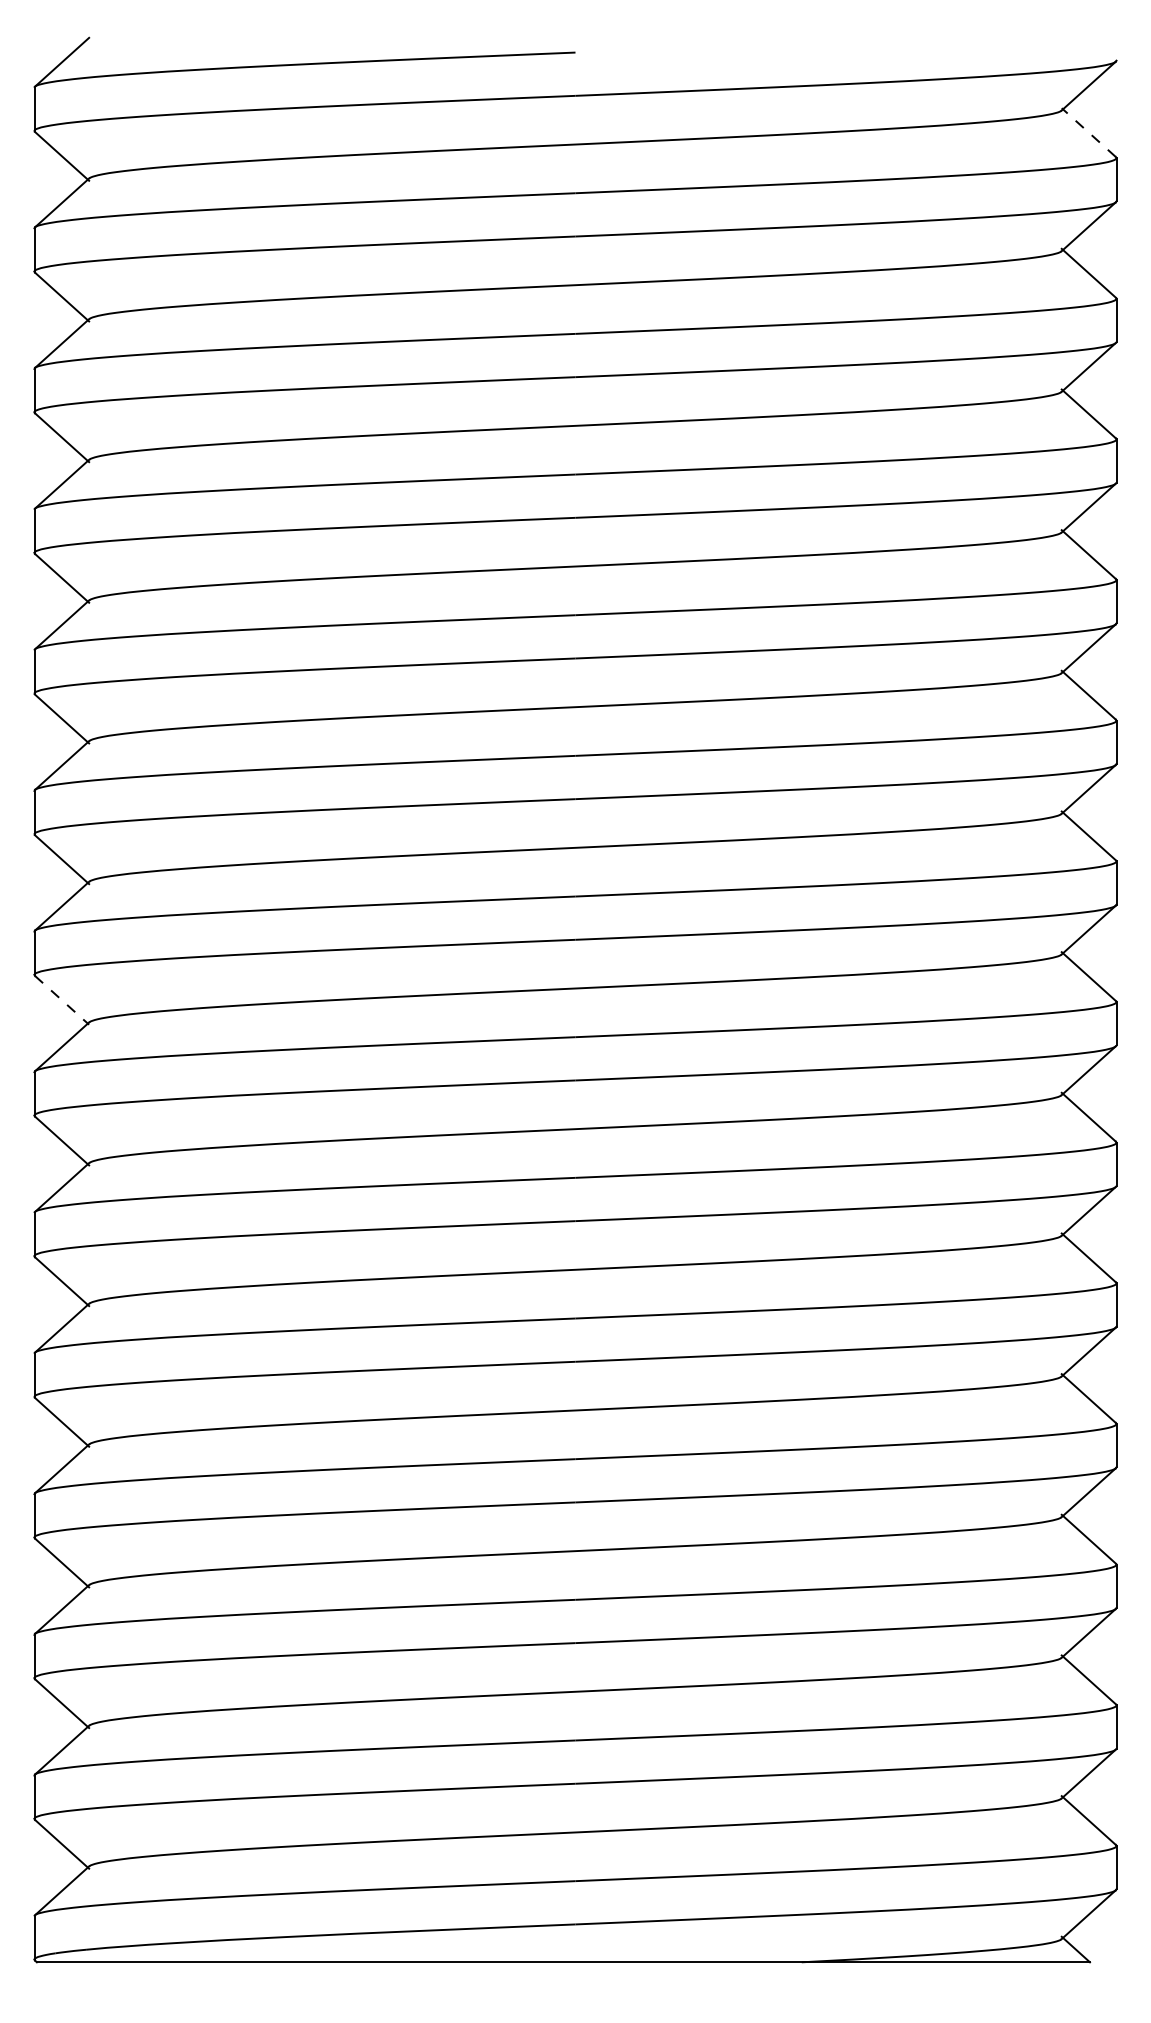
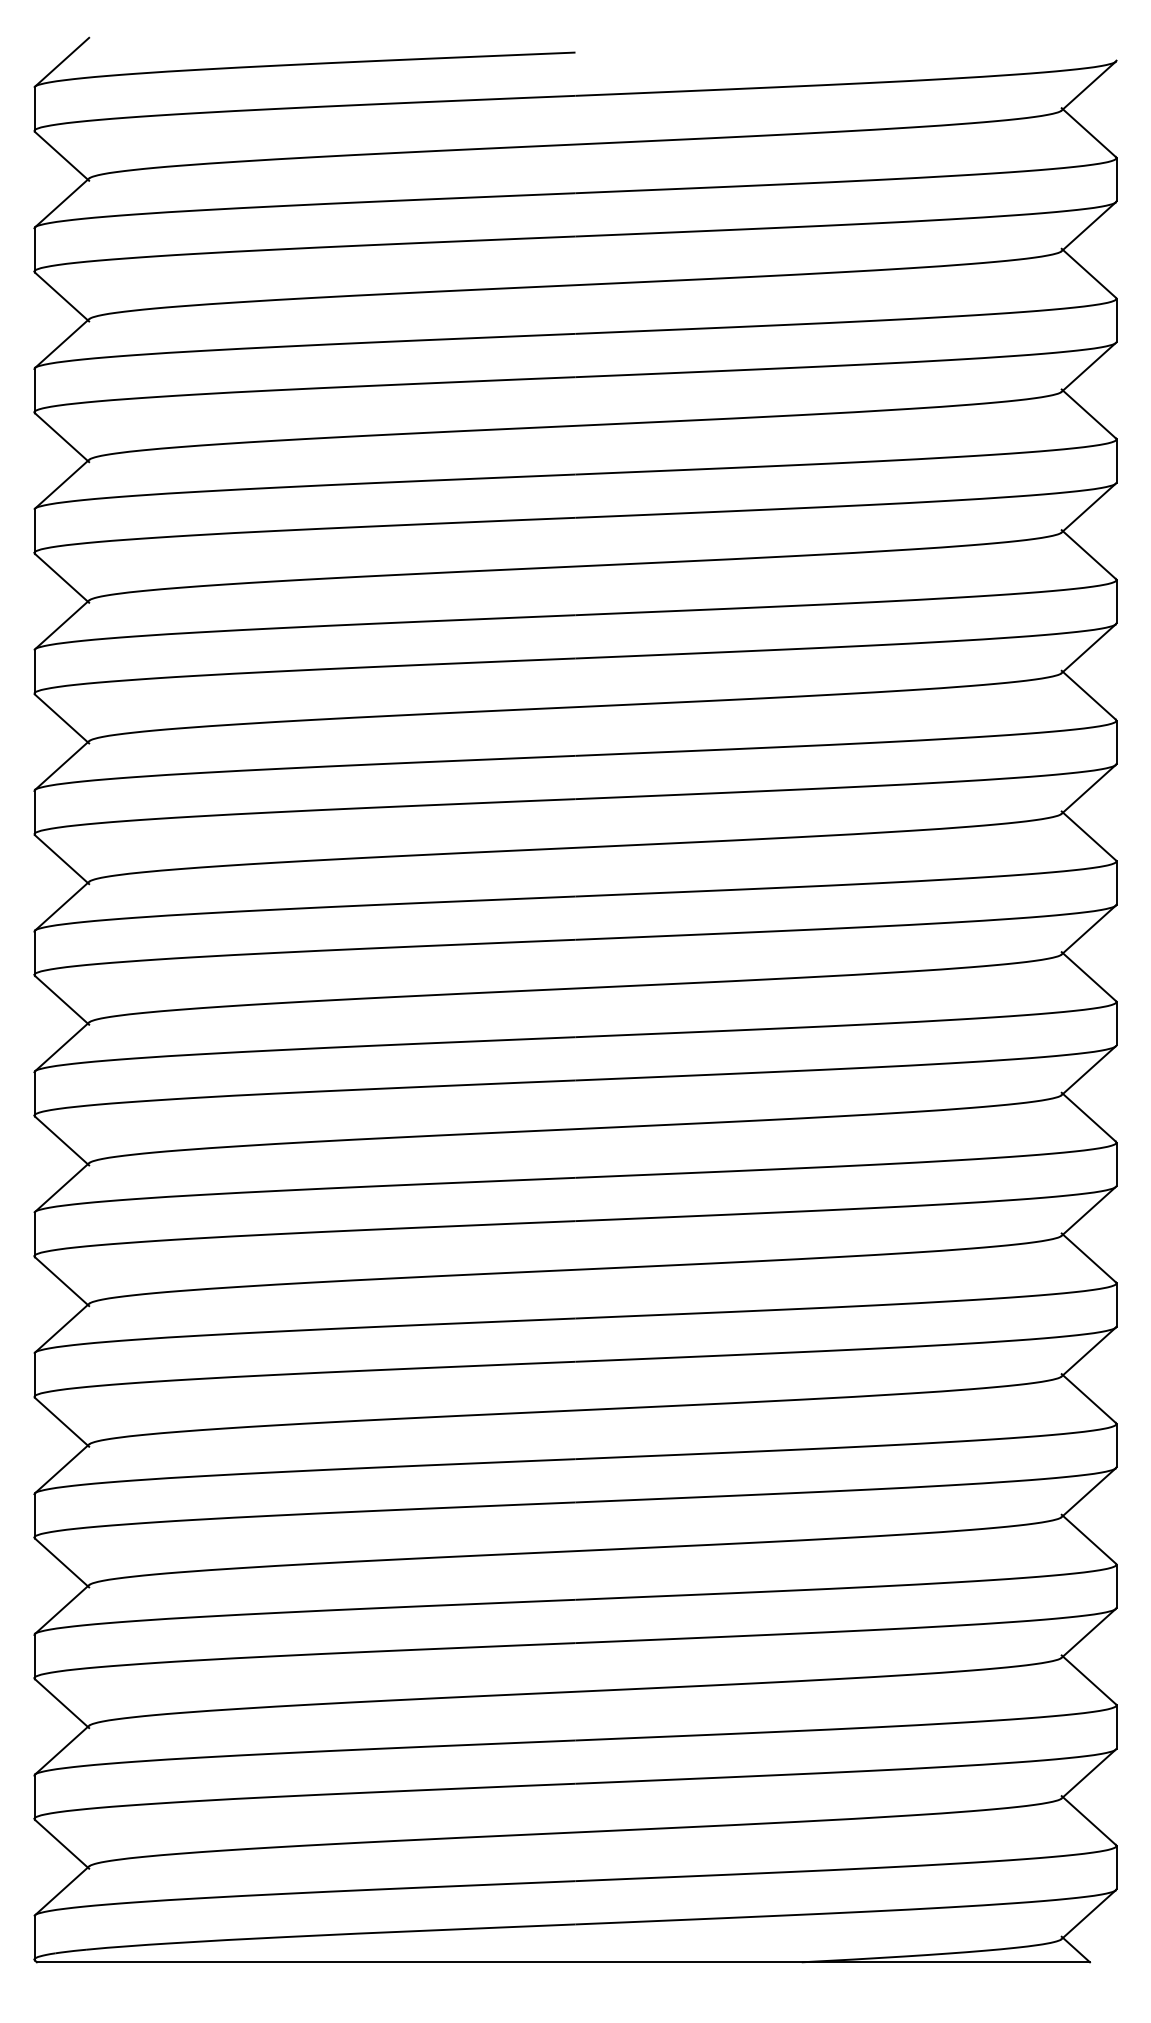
line: dashed -> solid (1088, 132)
line: dashed -> solid (62, 1000)
